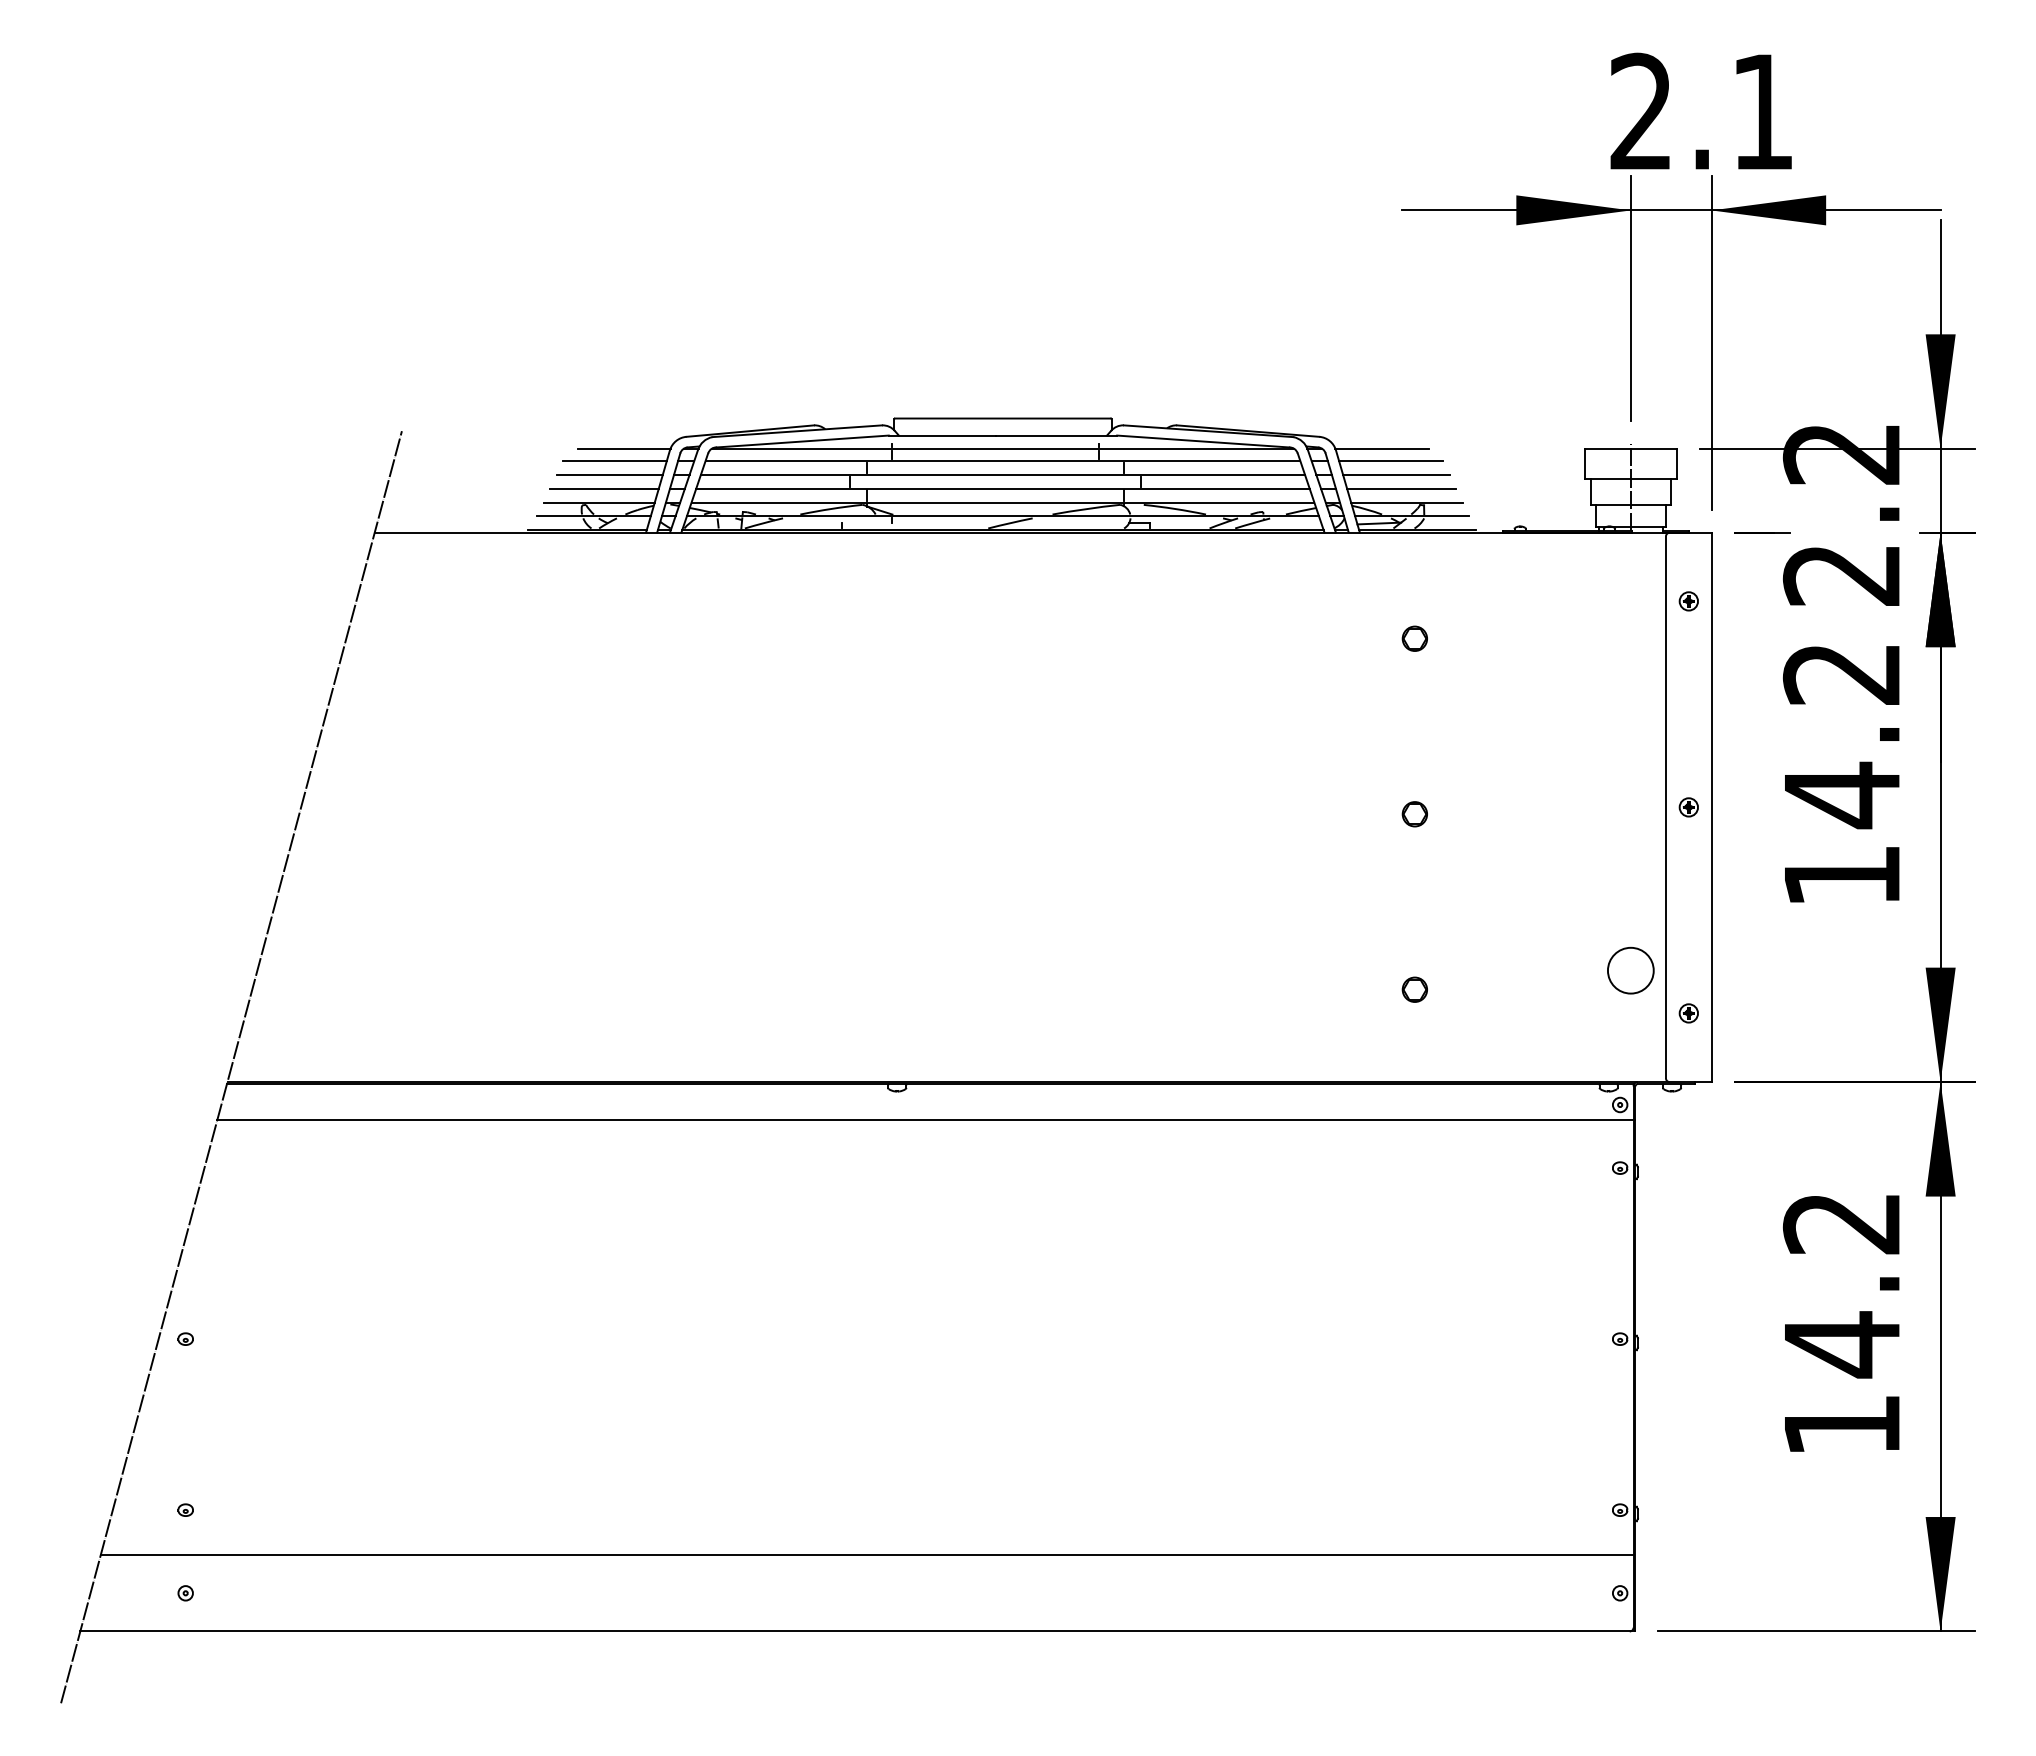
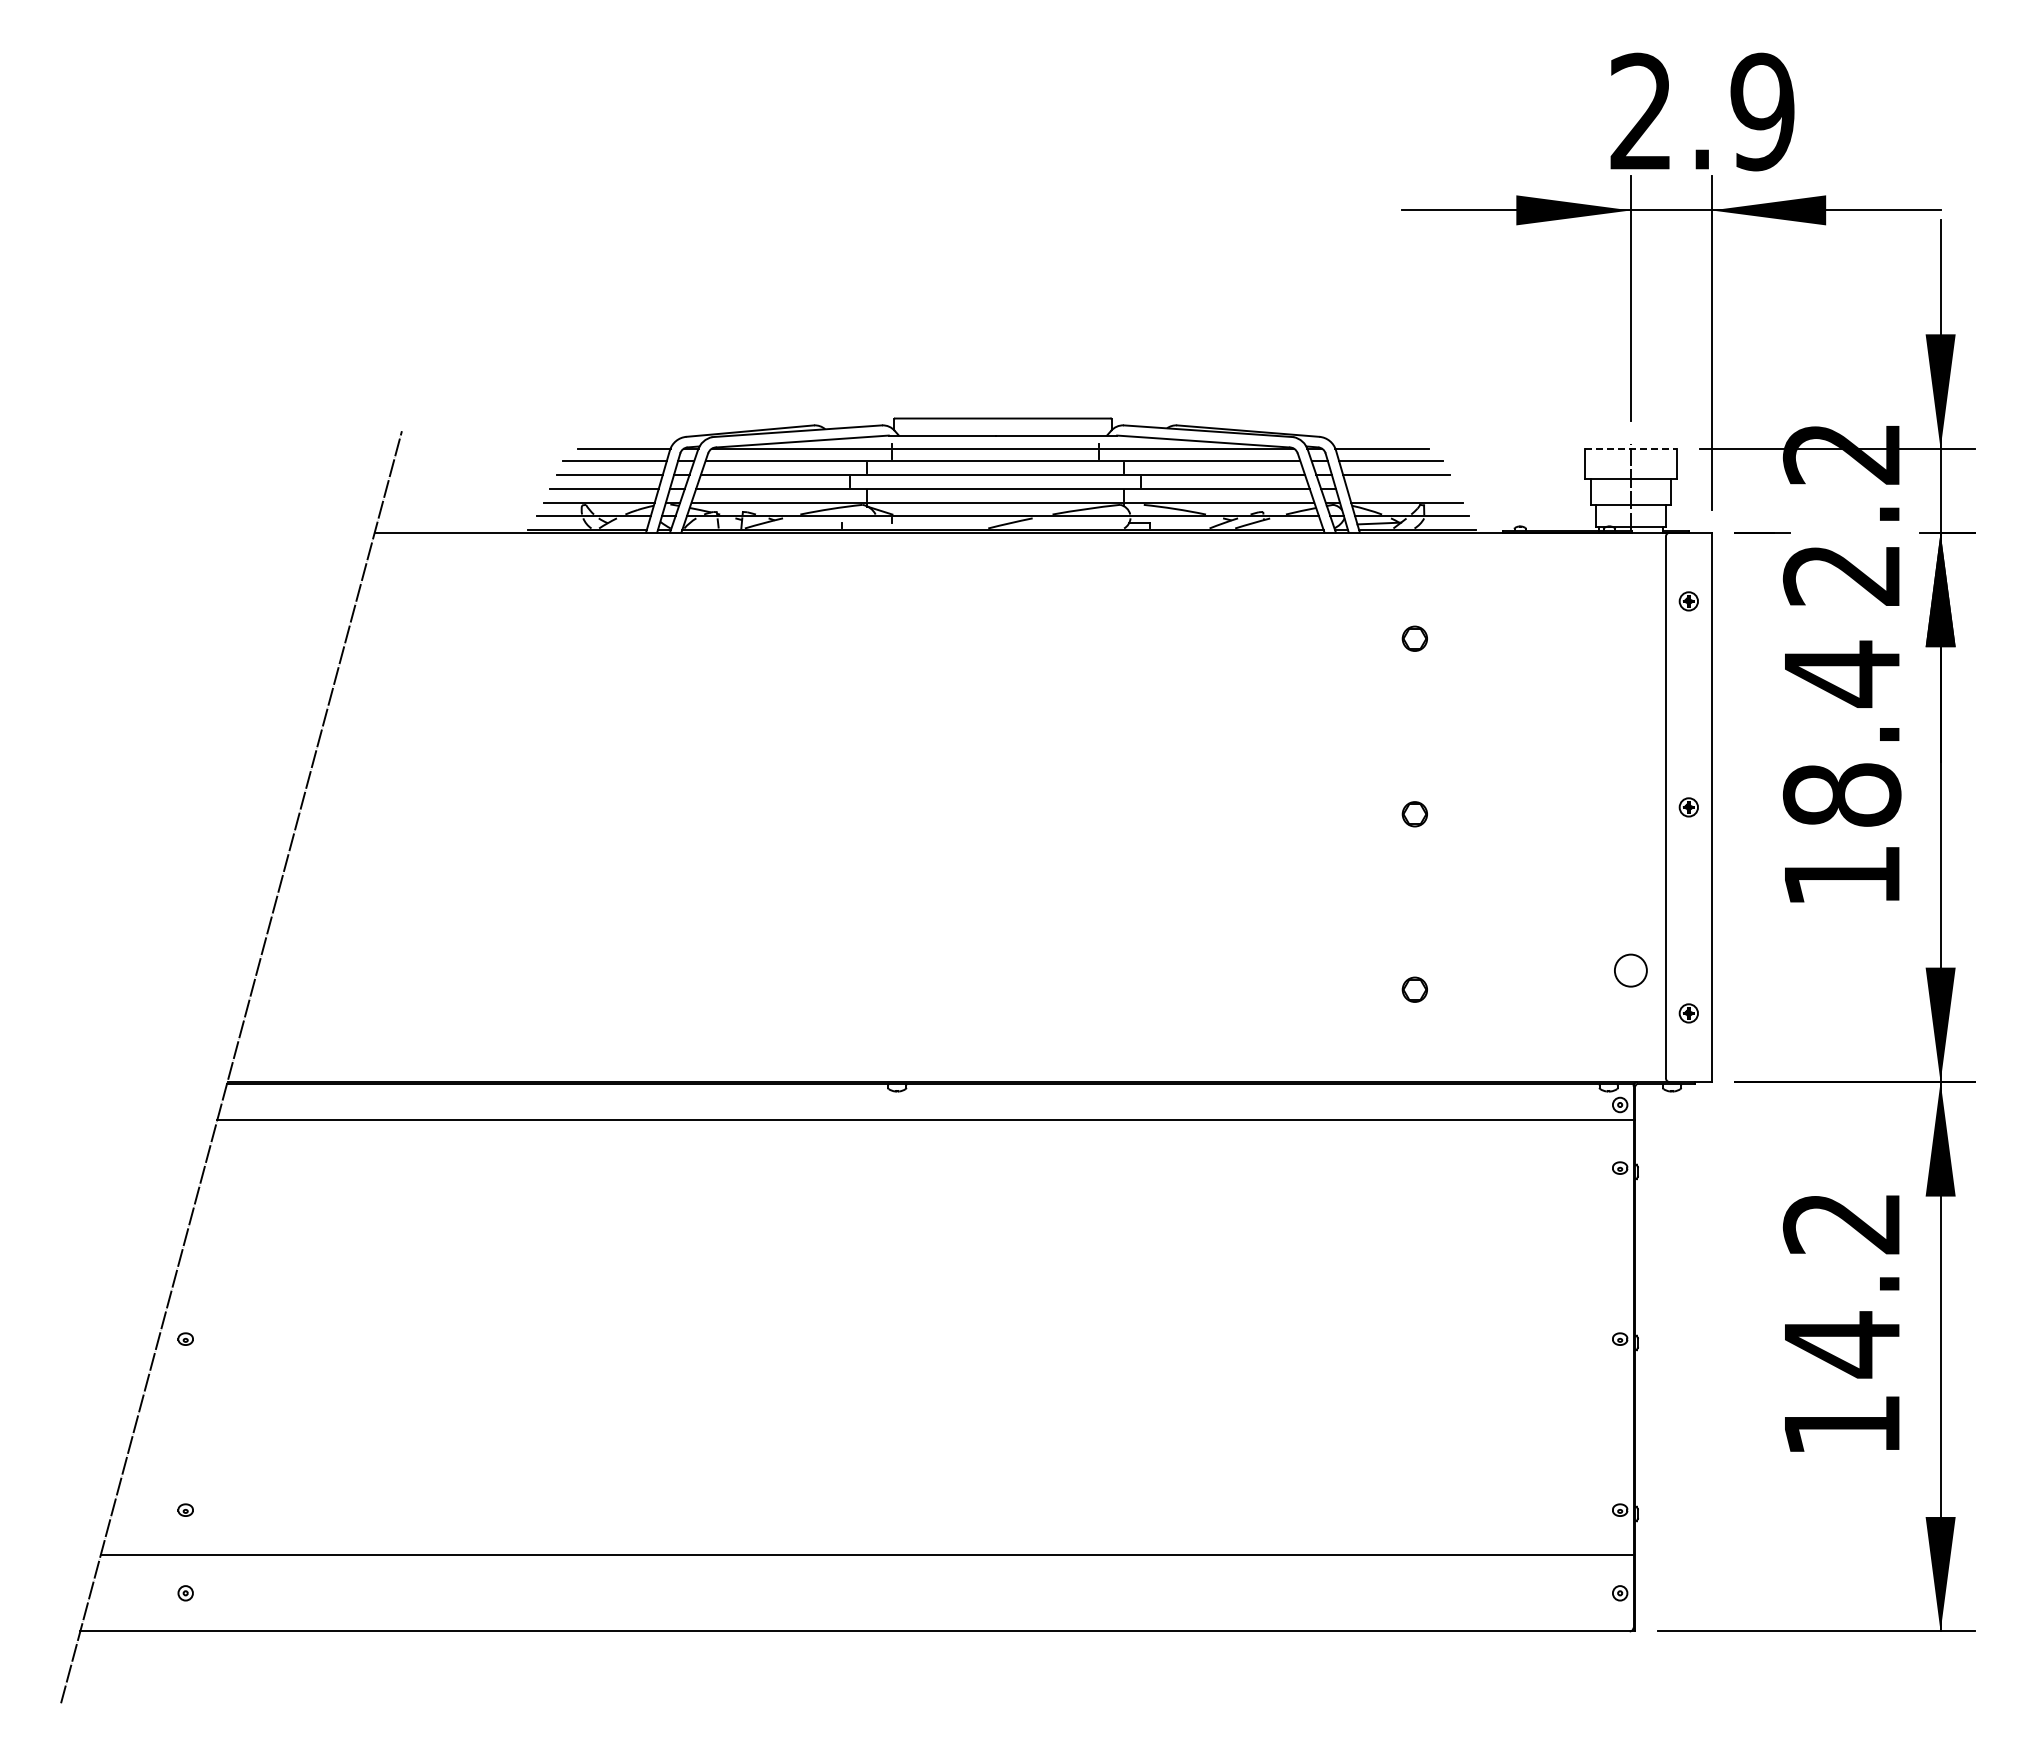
text: 2.1 -> 2.9 (1762, 111)
line: solid -> dashed (1631, 448)
line: present -> none (1401, 488)
text: 14.2 -> 18.4 (1841, 734)
circle size: 48x49 px -> 34x35 px (1630, 970)
